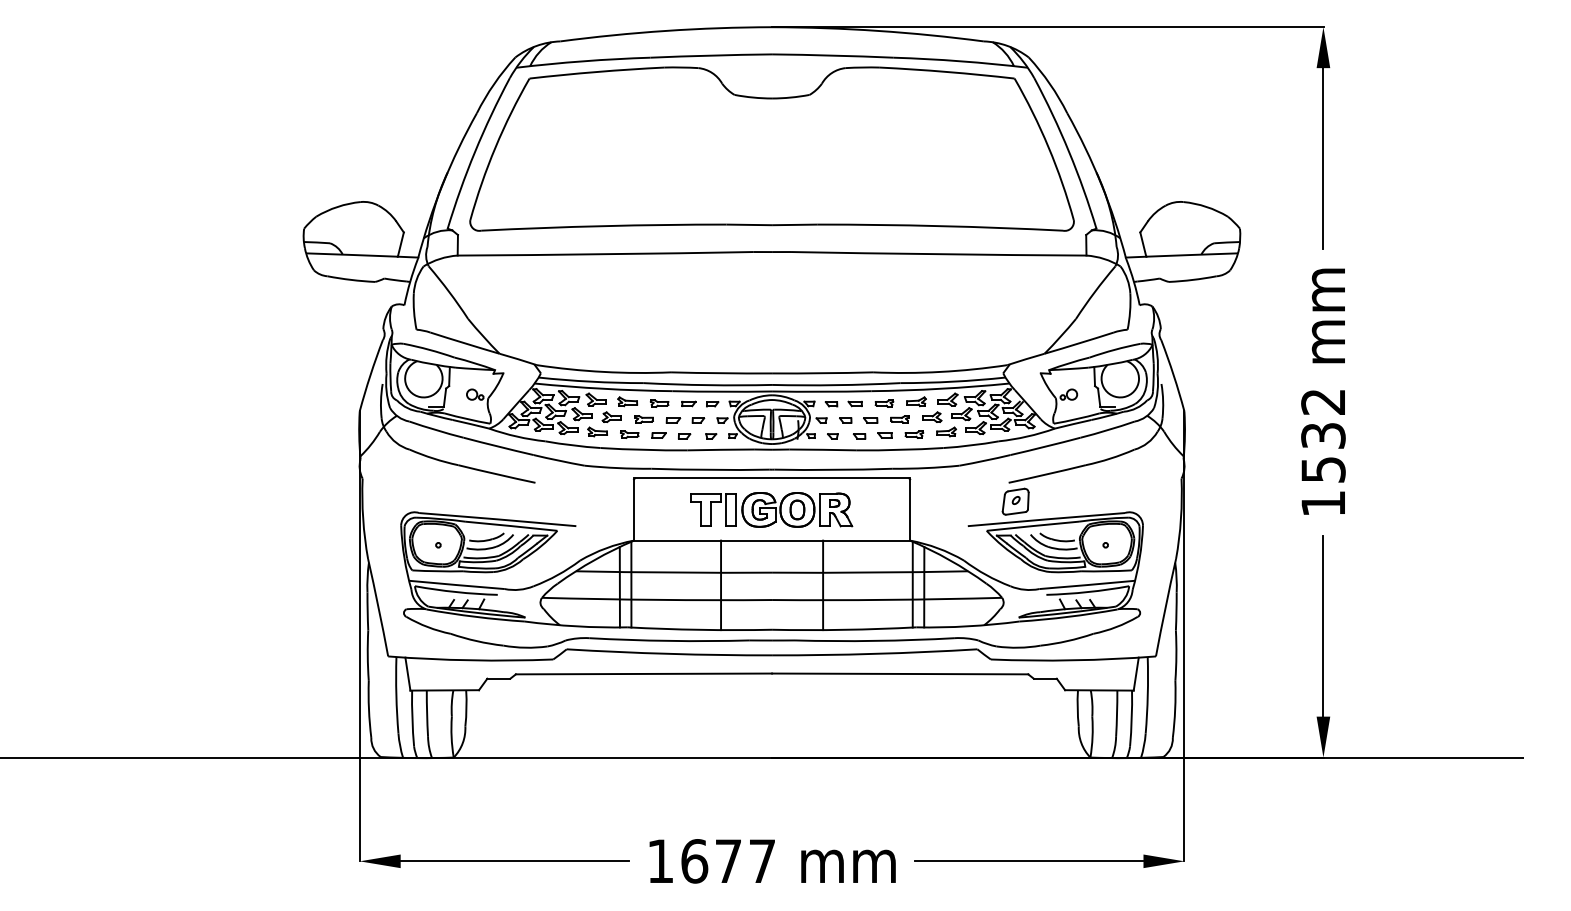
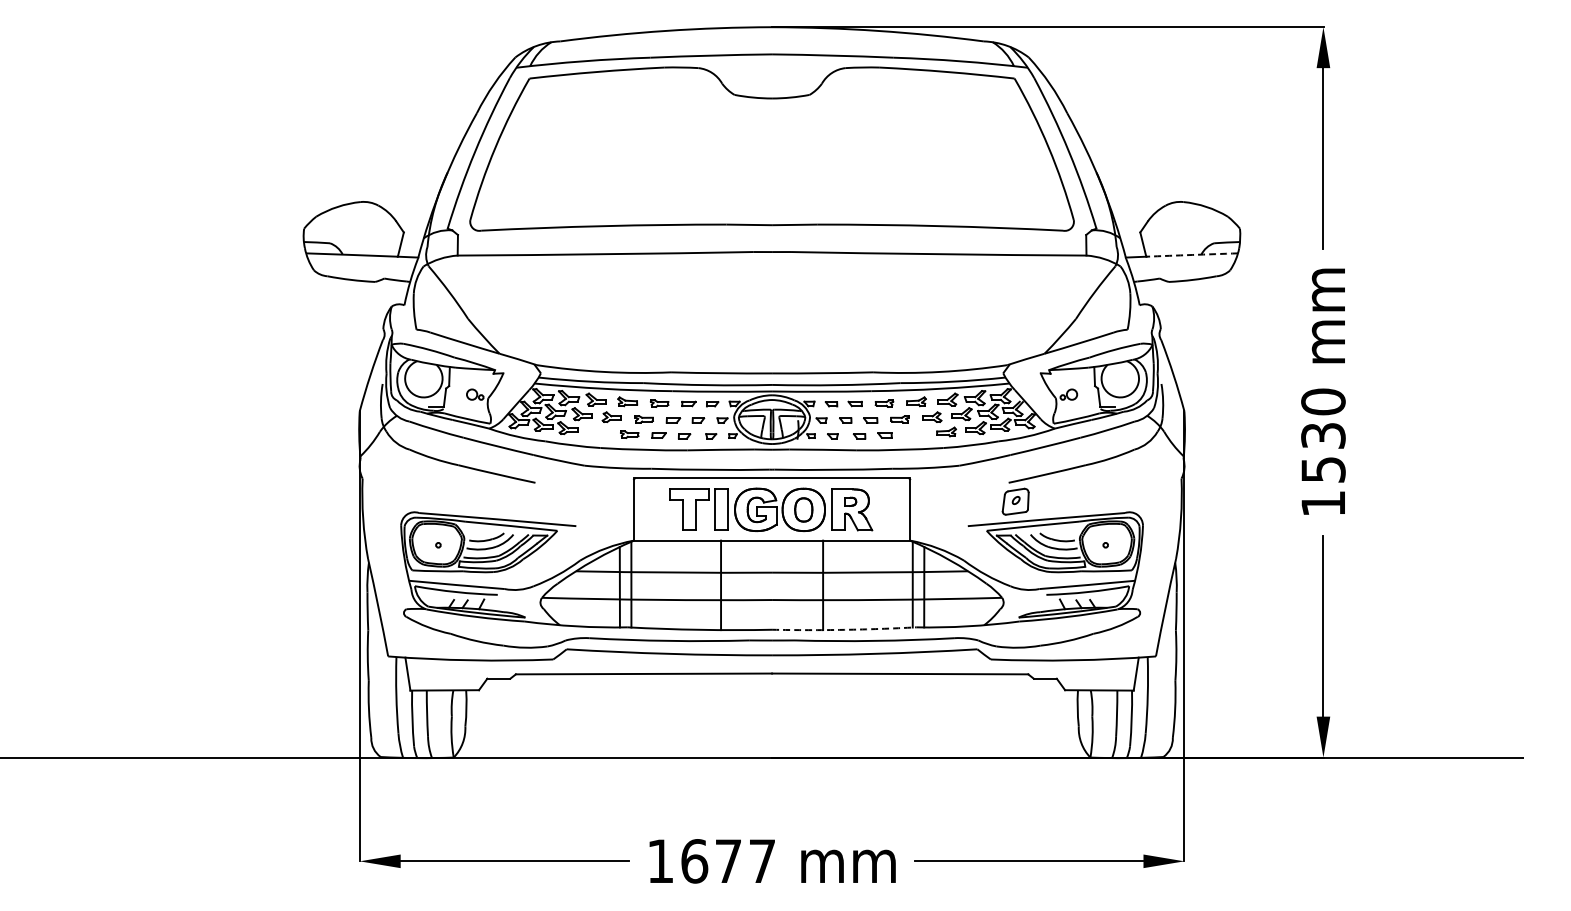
arc: solid -> dashed (1192, 254)
text: 1532 -> 1530 (1323, 401)
part: present -> none (597, 431)
part: present -> none (914, 434)
part size: 164x36 px -> 205x46 px (771, 509)
arc: solid -> dashed (844, 629)
